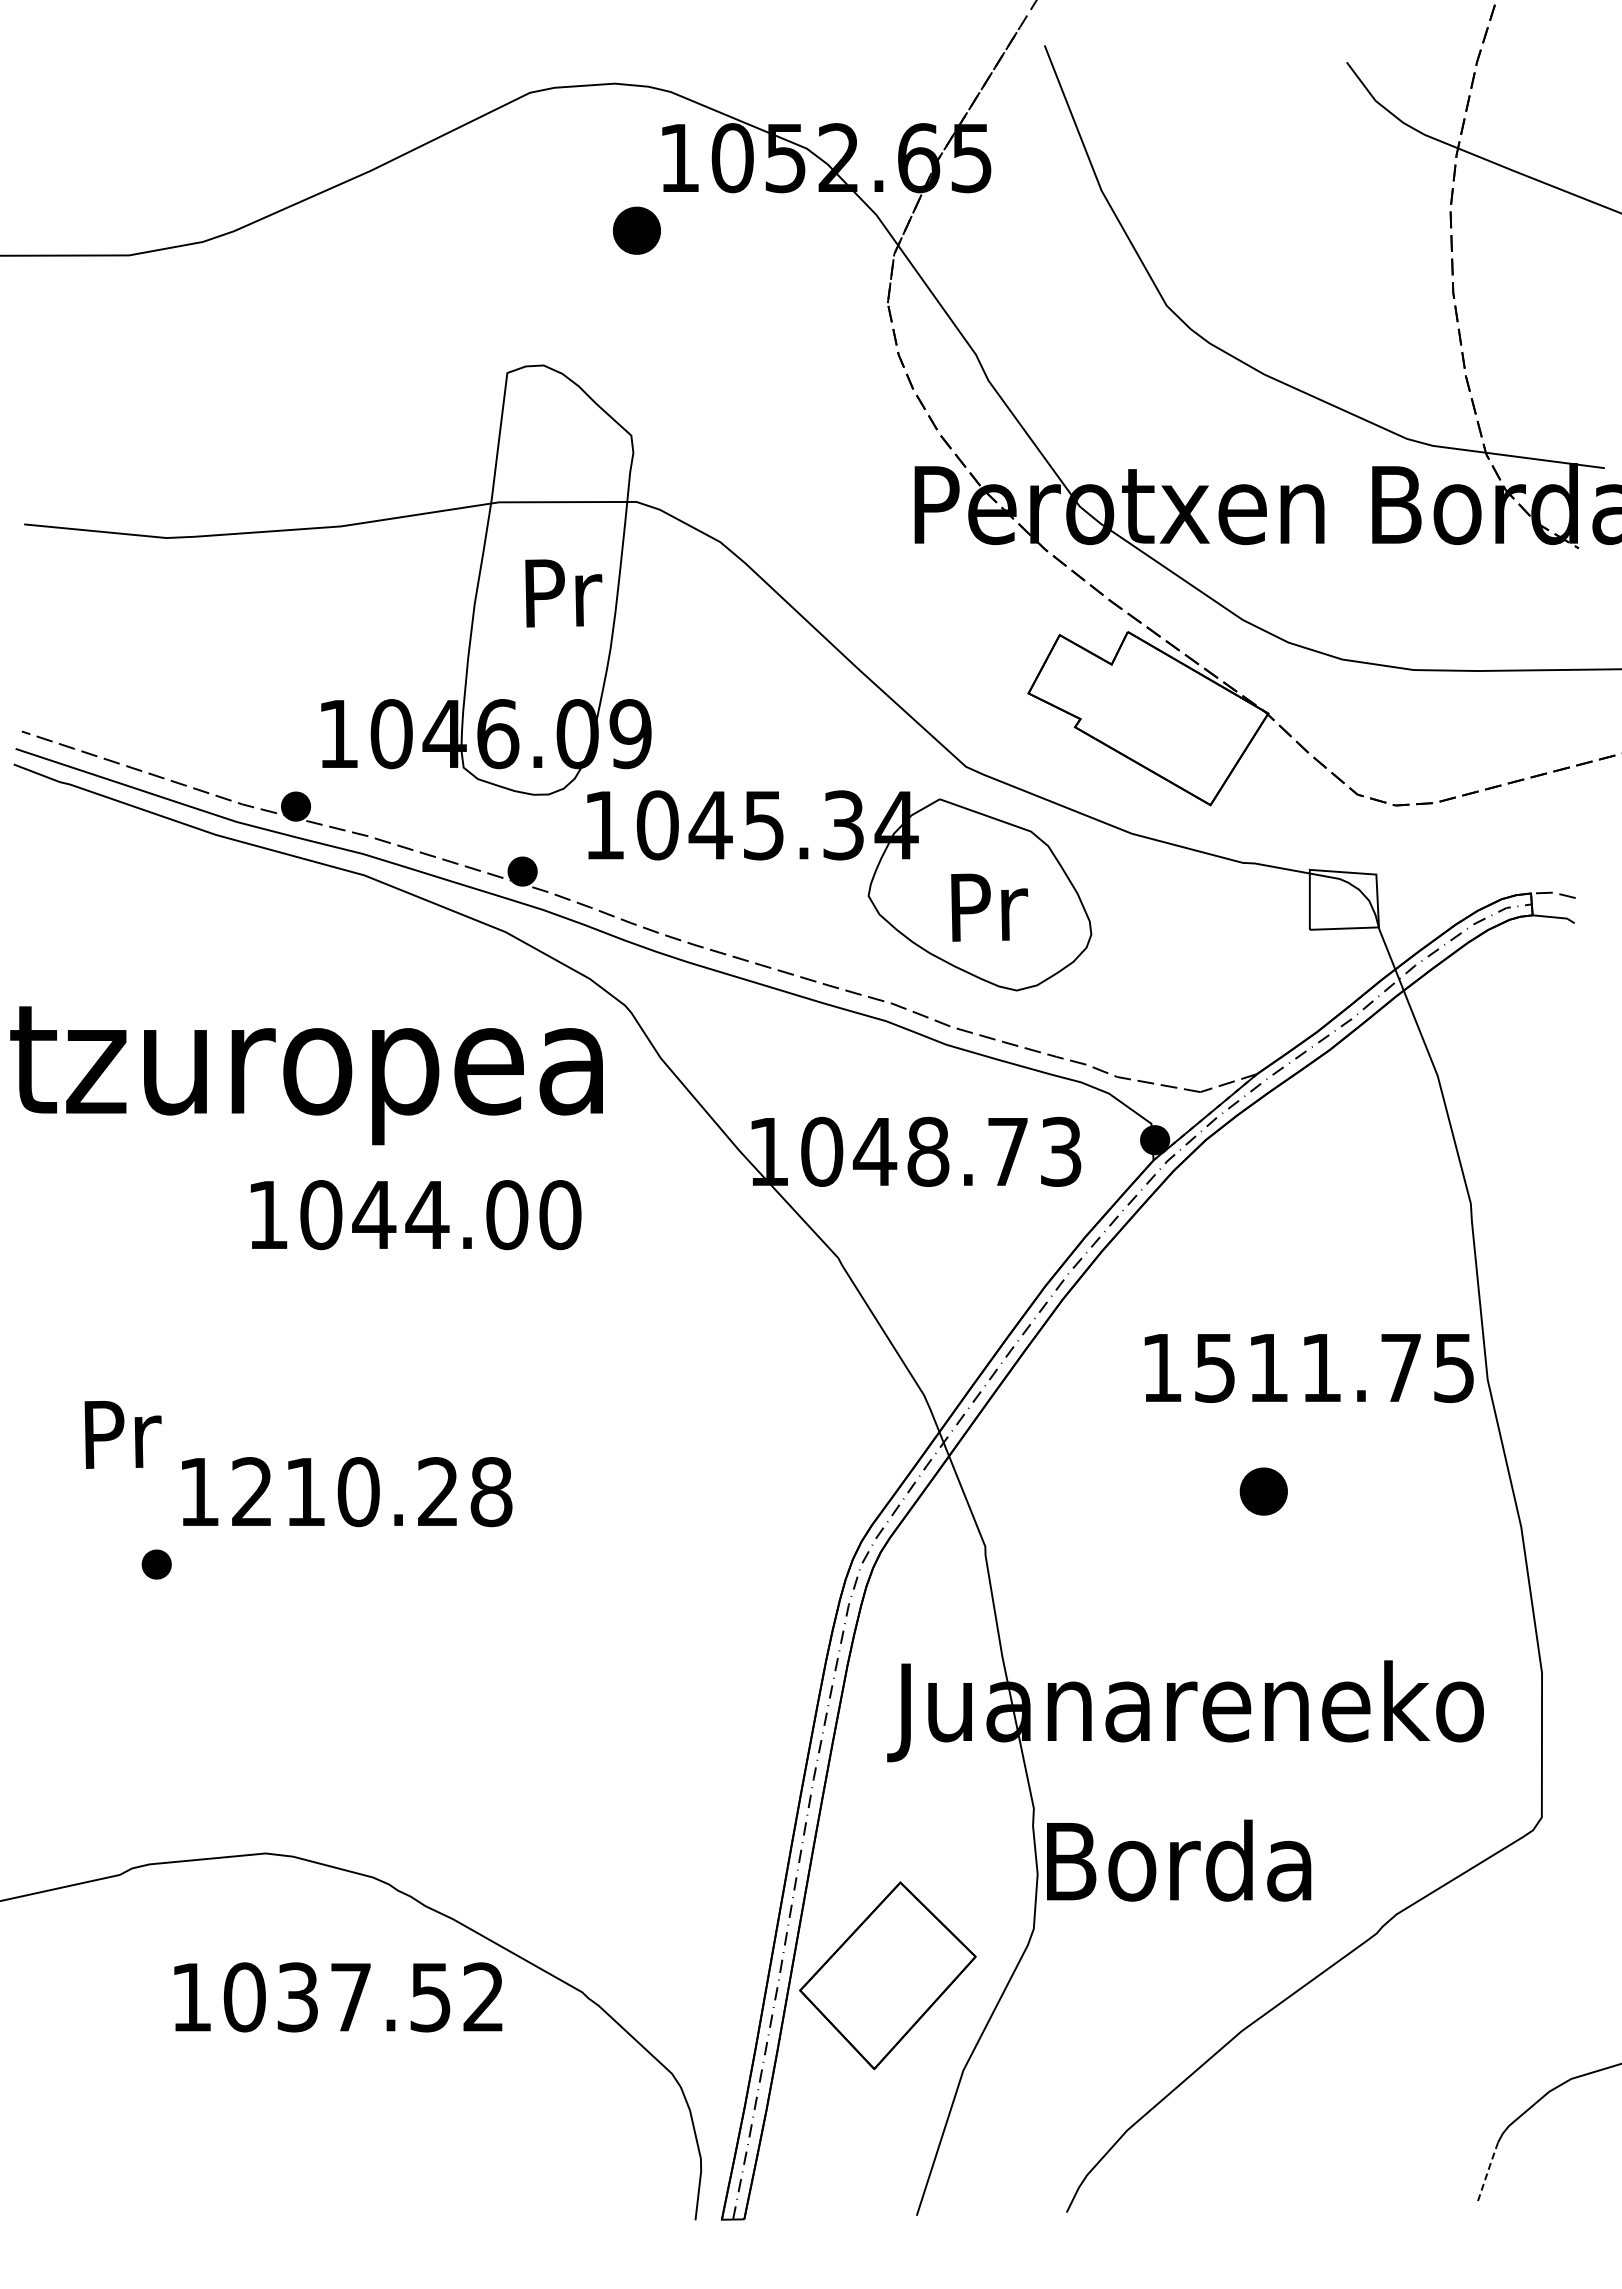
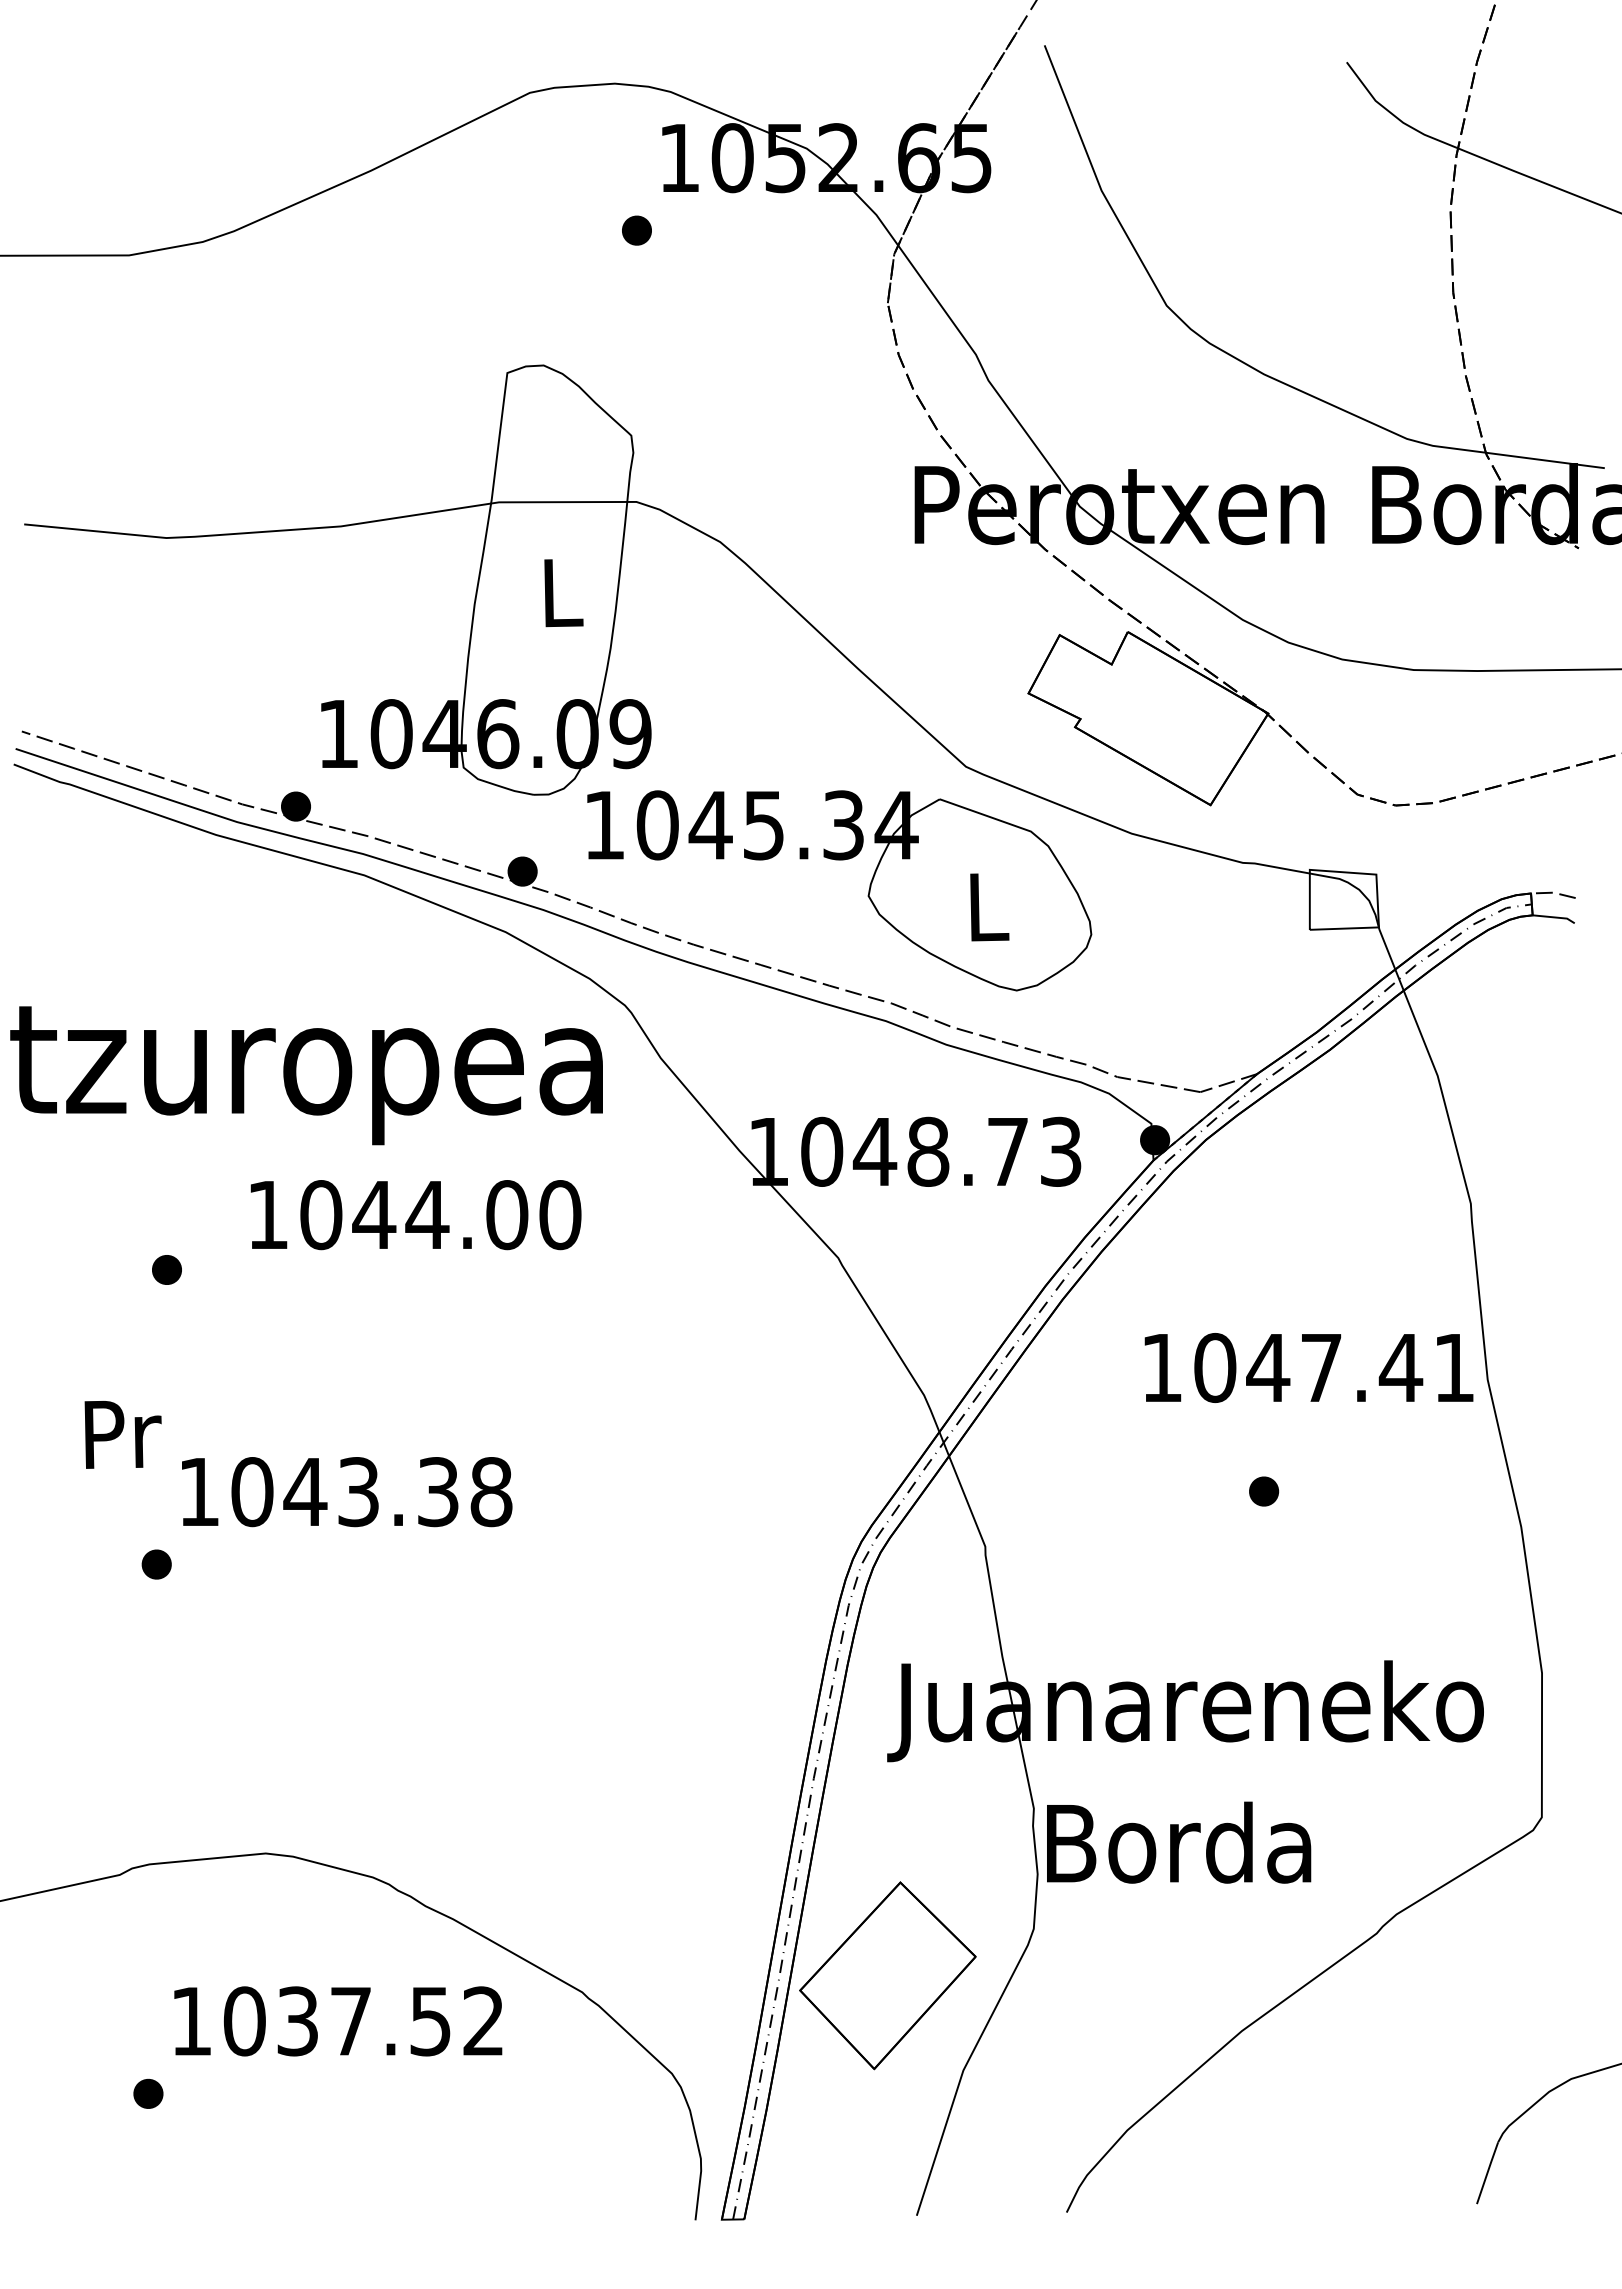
part size: 48x49 px -> 30x31 px (636, 230)
text: Pr -> L (563, 593)
text: Pr -> L (989, 907)
part: none -> present (166, 1269)
text: 1511.75 -> 1047.41 (1333, 1367)
part size: 49x49 px -> 31x31 px (1264, 1491)
text: 1210.28 -> 1043.38 (344, 1492)
text position: (1179, 1860) -> (1179, 1842) (1179, 1842)
text position: (338, 1997) -> (338, 2021) (338, 2021)
part: none -> present (148, 2093)
line: dashed -> solid (1487, 2172)
